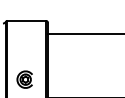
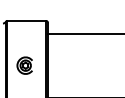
part position: (24, 79) -> (24, 65) (24, 65)
